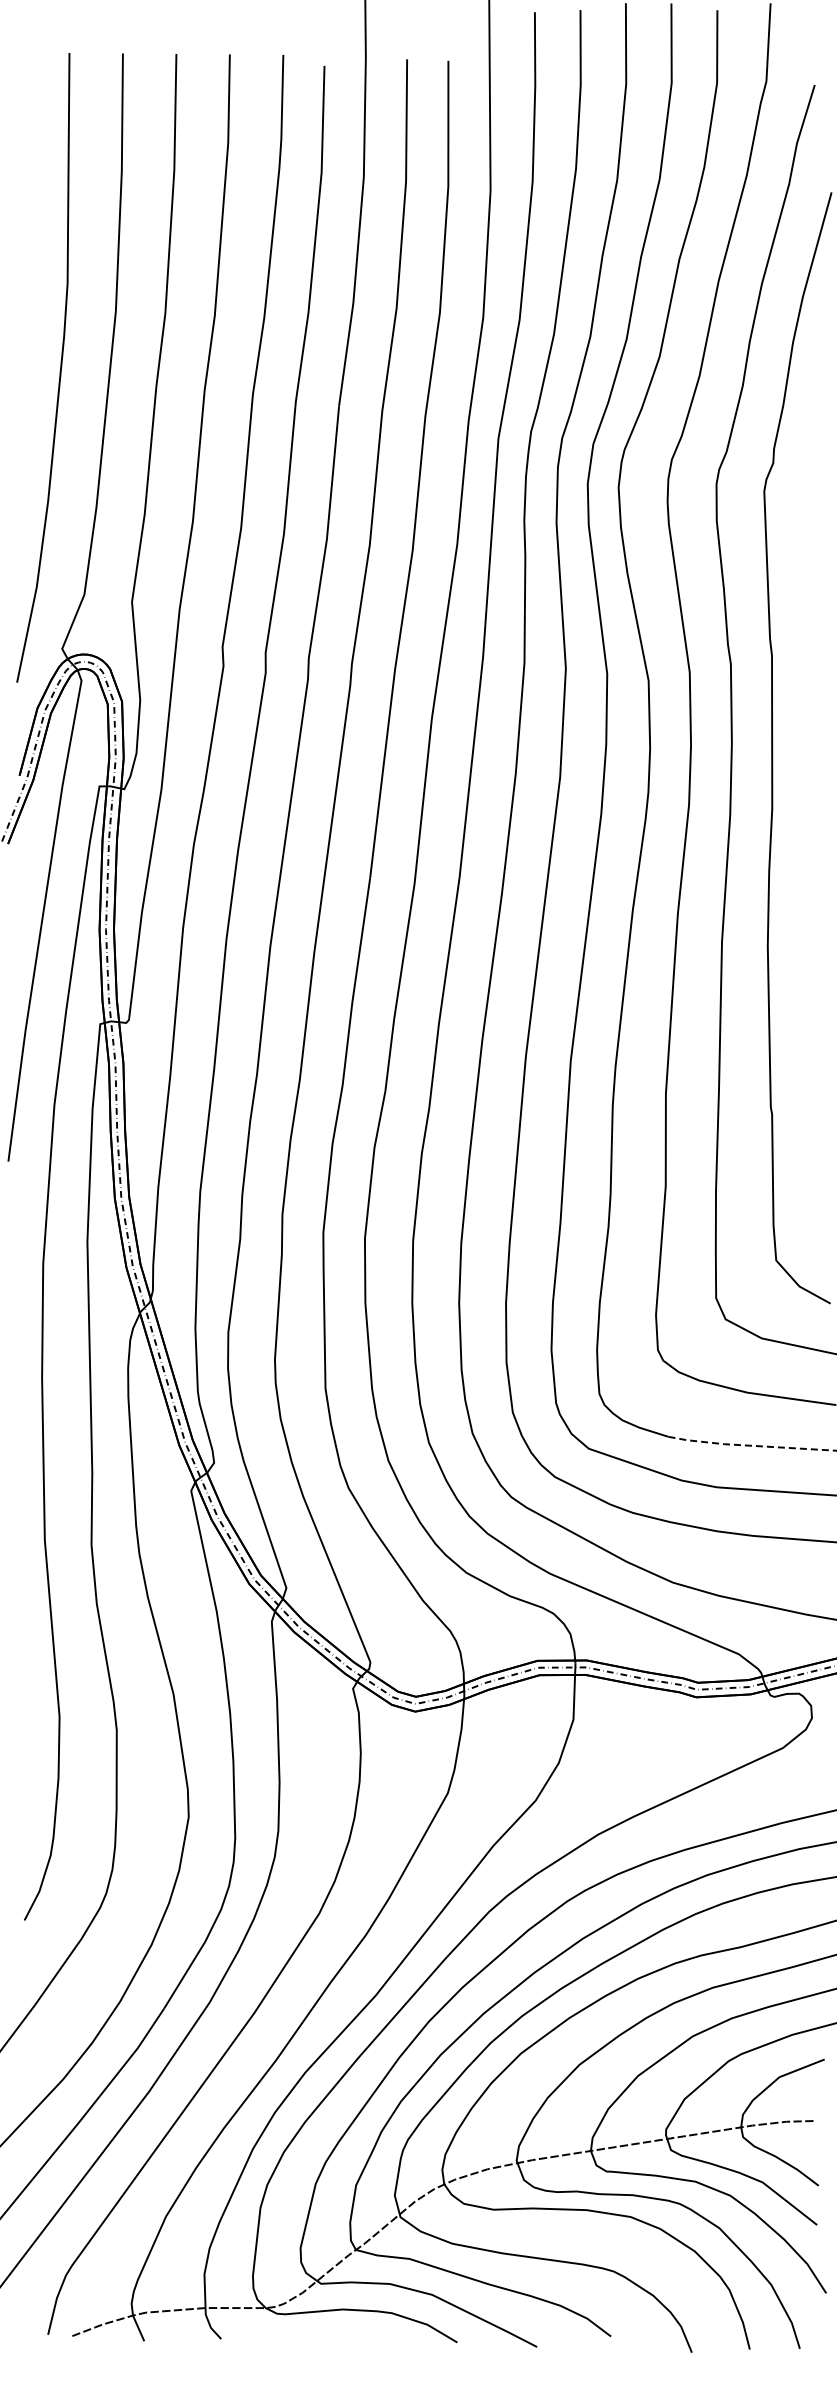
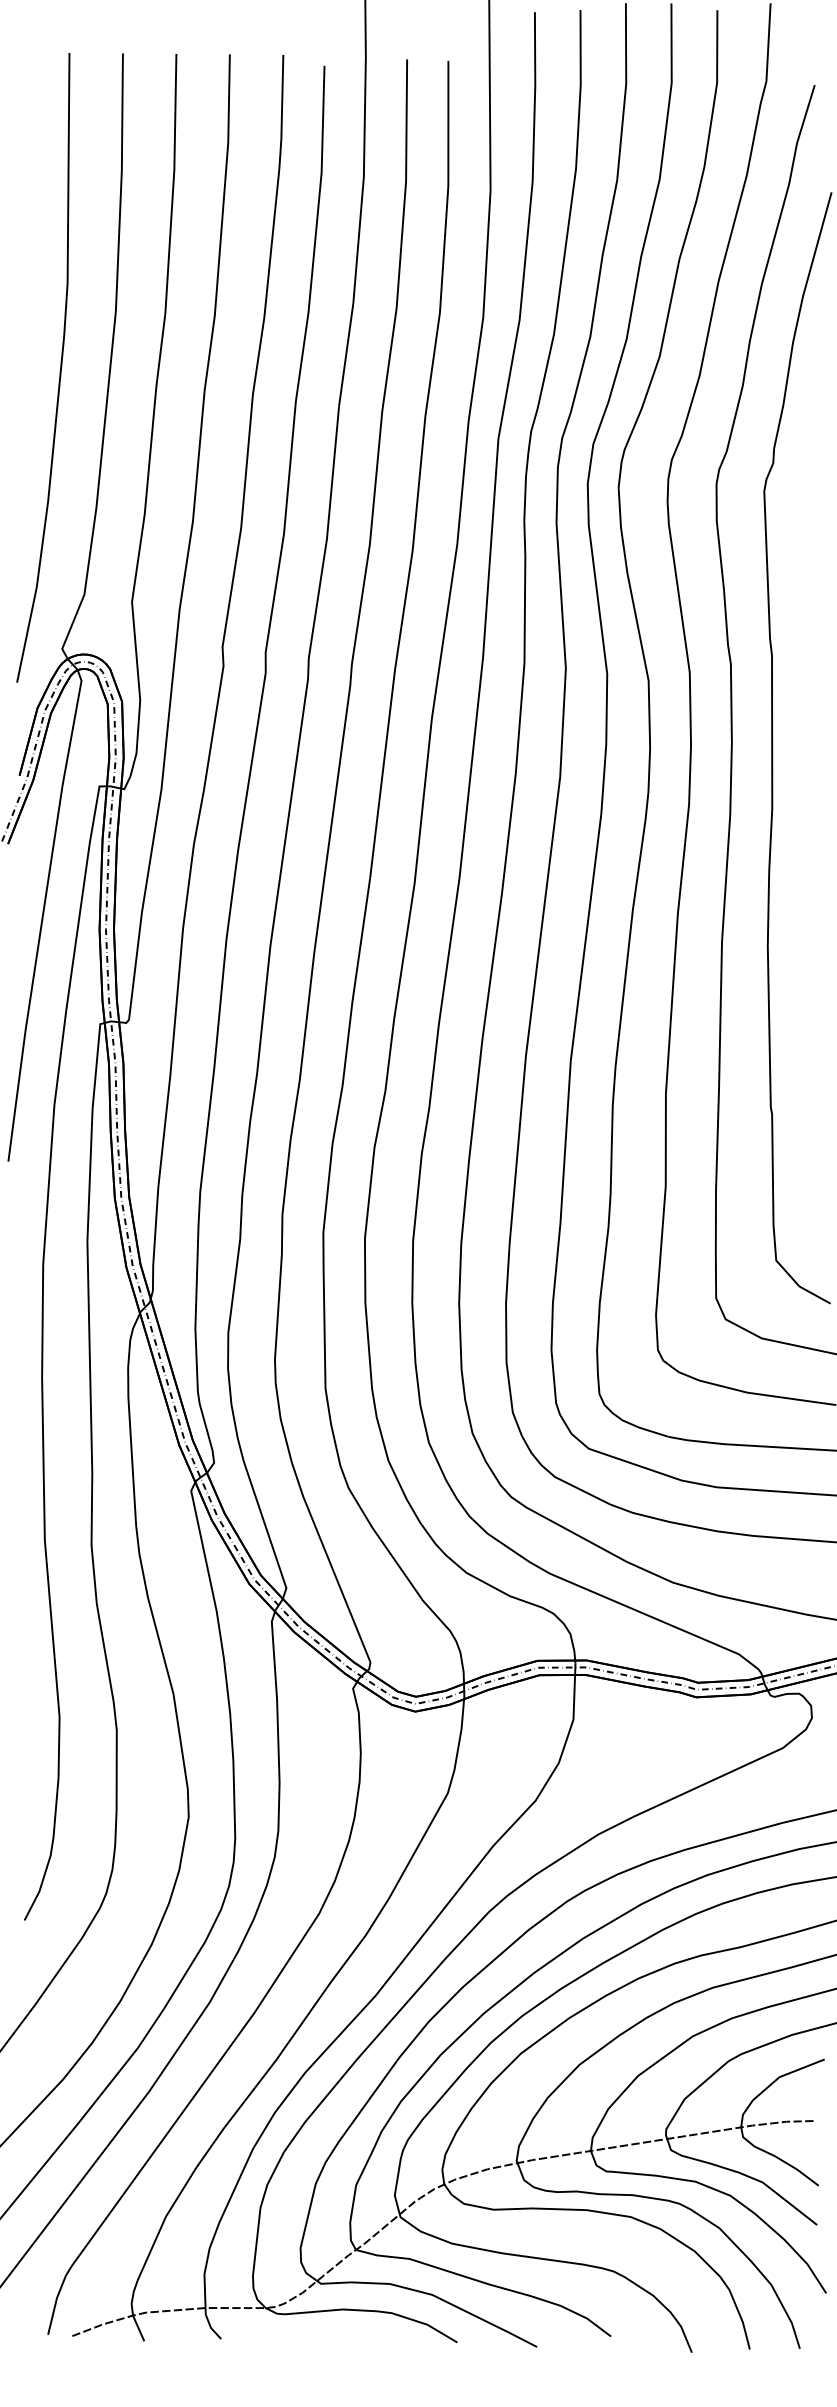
line: dashed -> solid (751, 1445)
